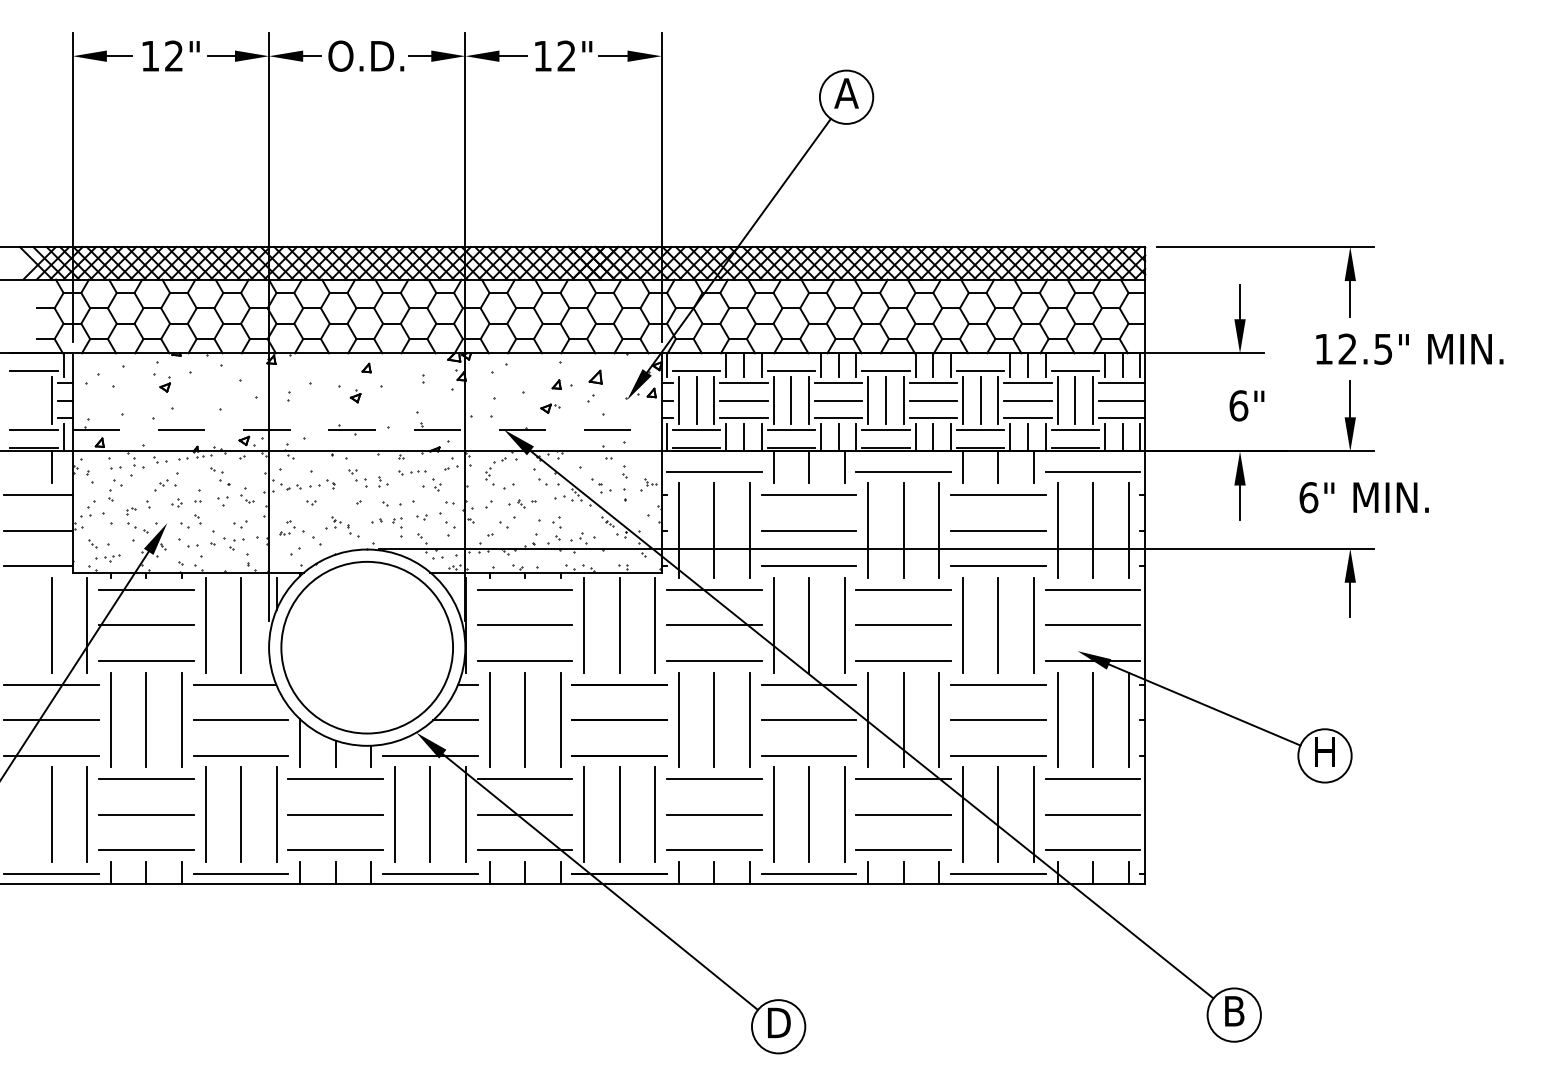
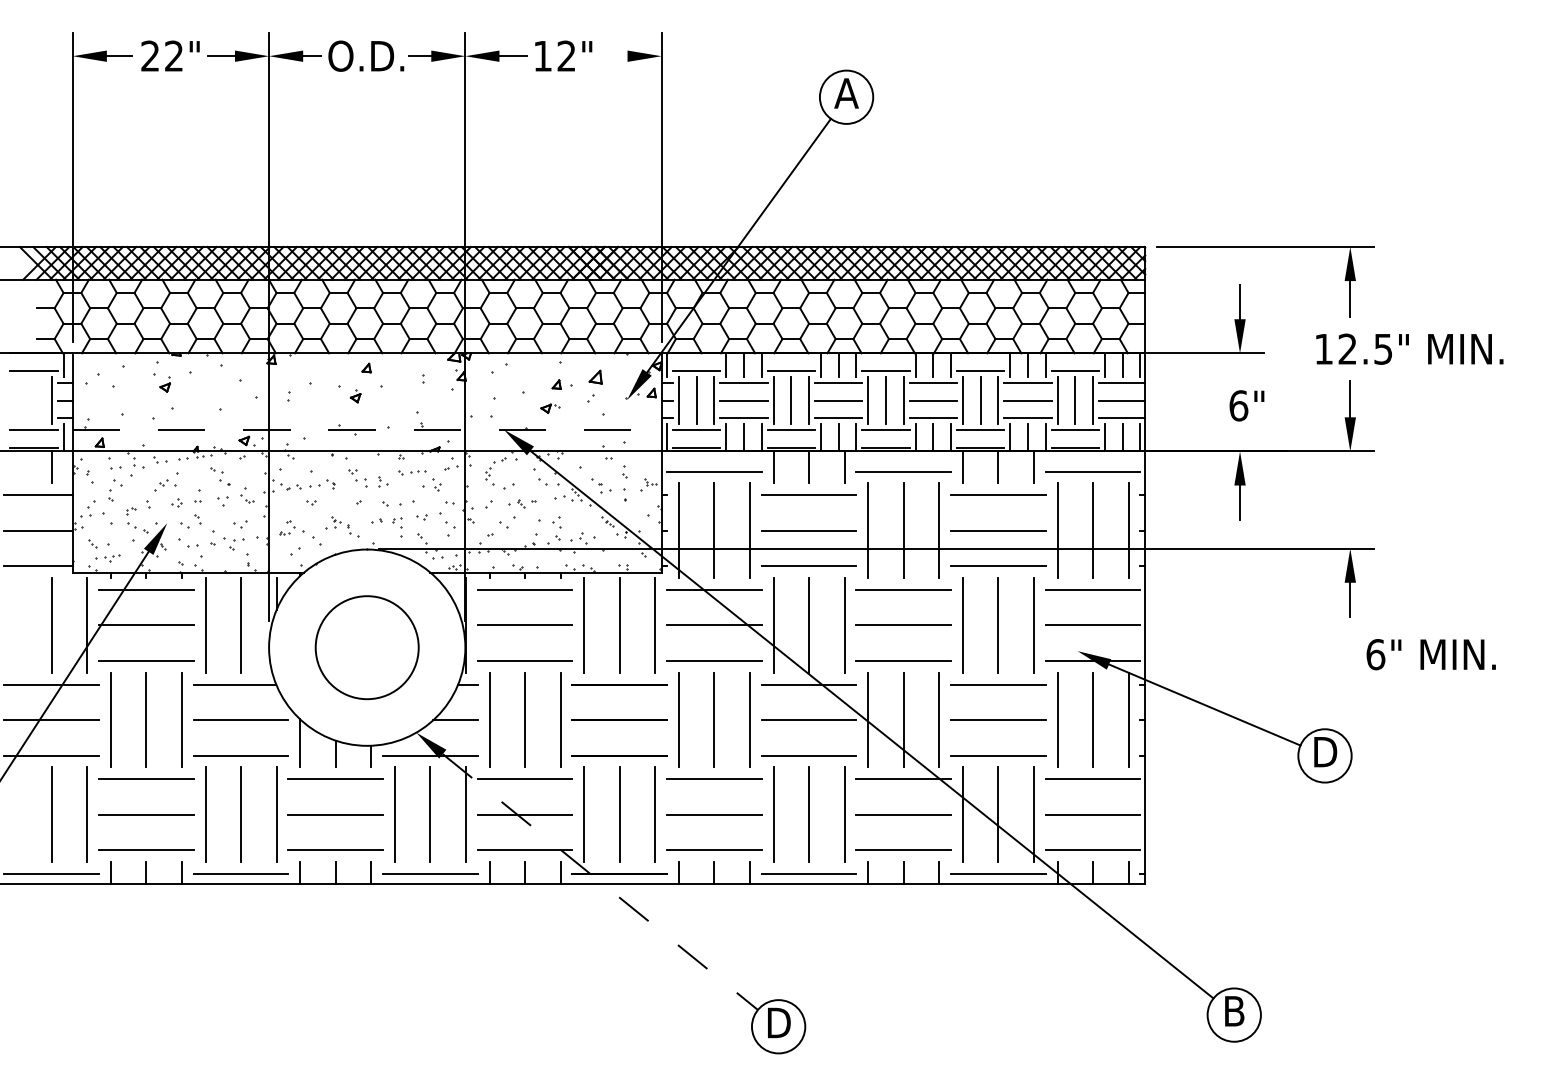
text: 12" -> 22" (149, 55)
line: present -> none (613, 56)
text position: (1363, 497) -> (1430, 654) (1430, 654)
circle diameter: 172 px -> 103 px (366, 647)
text: H -> D (1325, 752)
line: solid -> dashed (600, 882)
